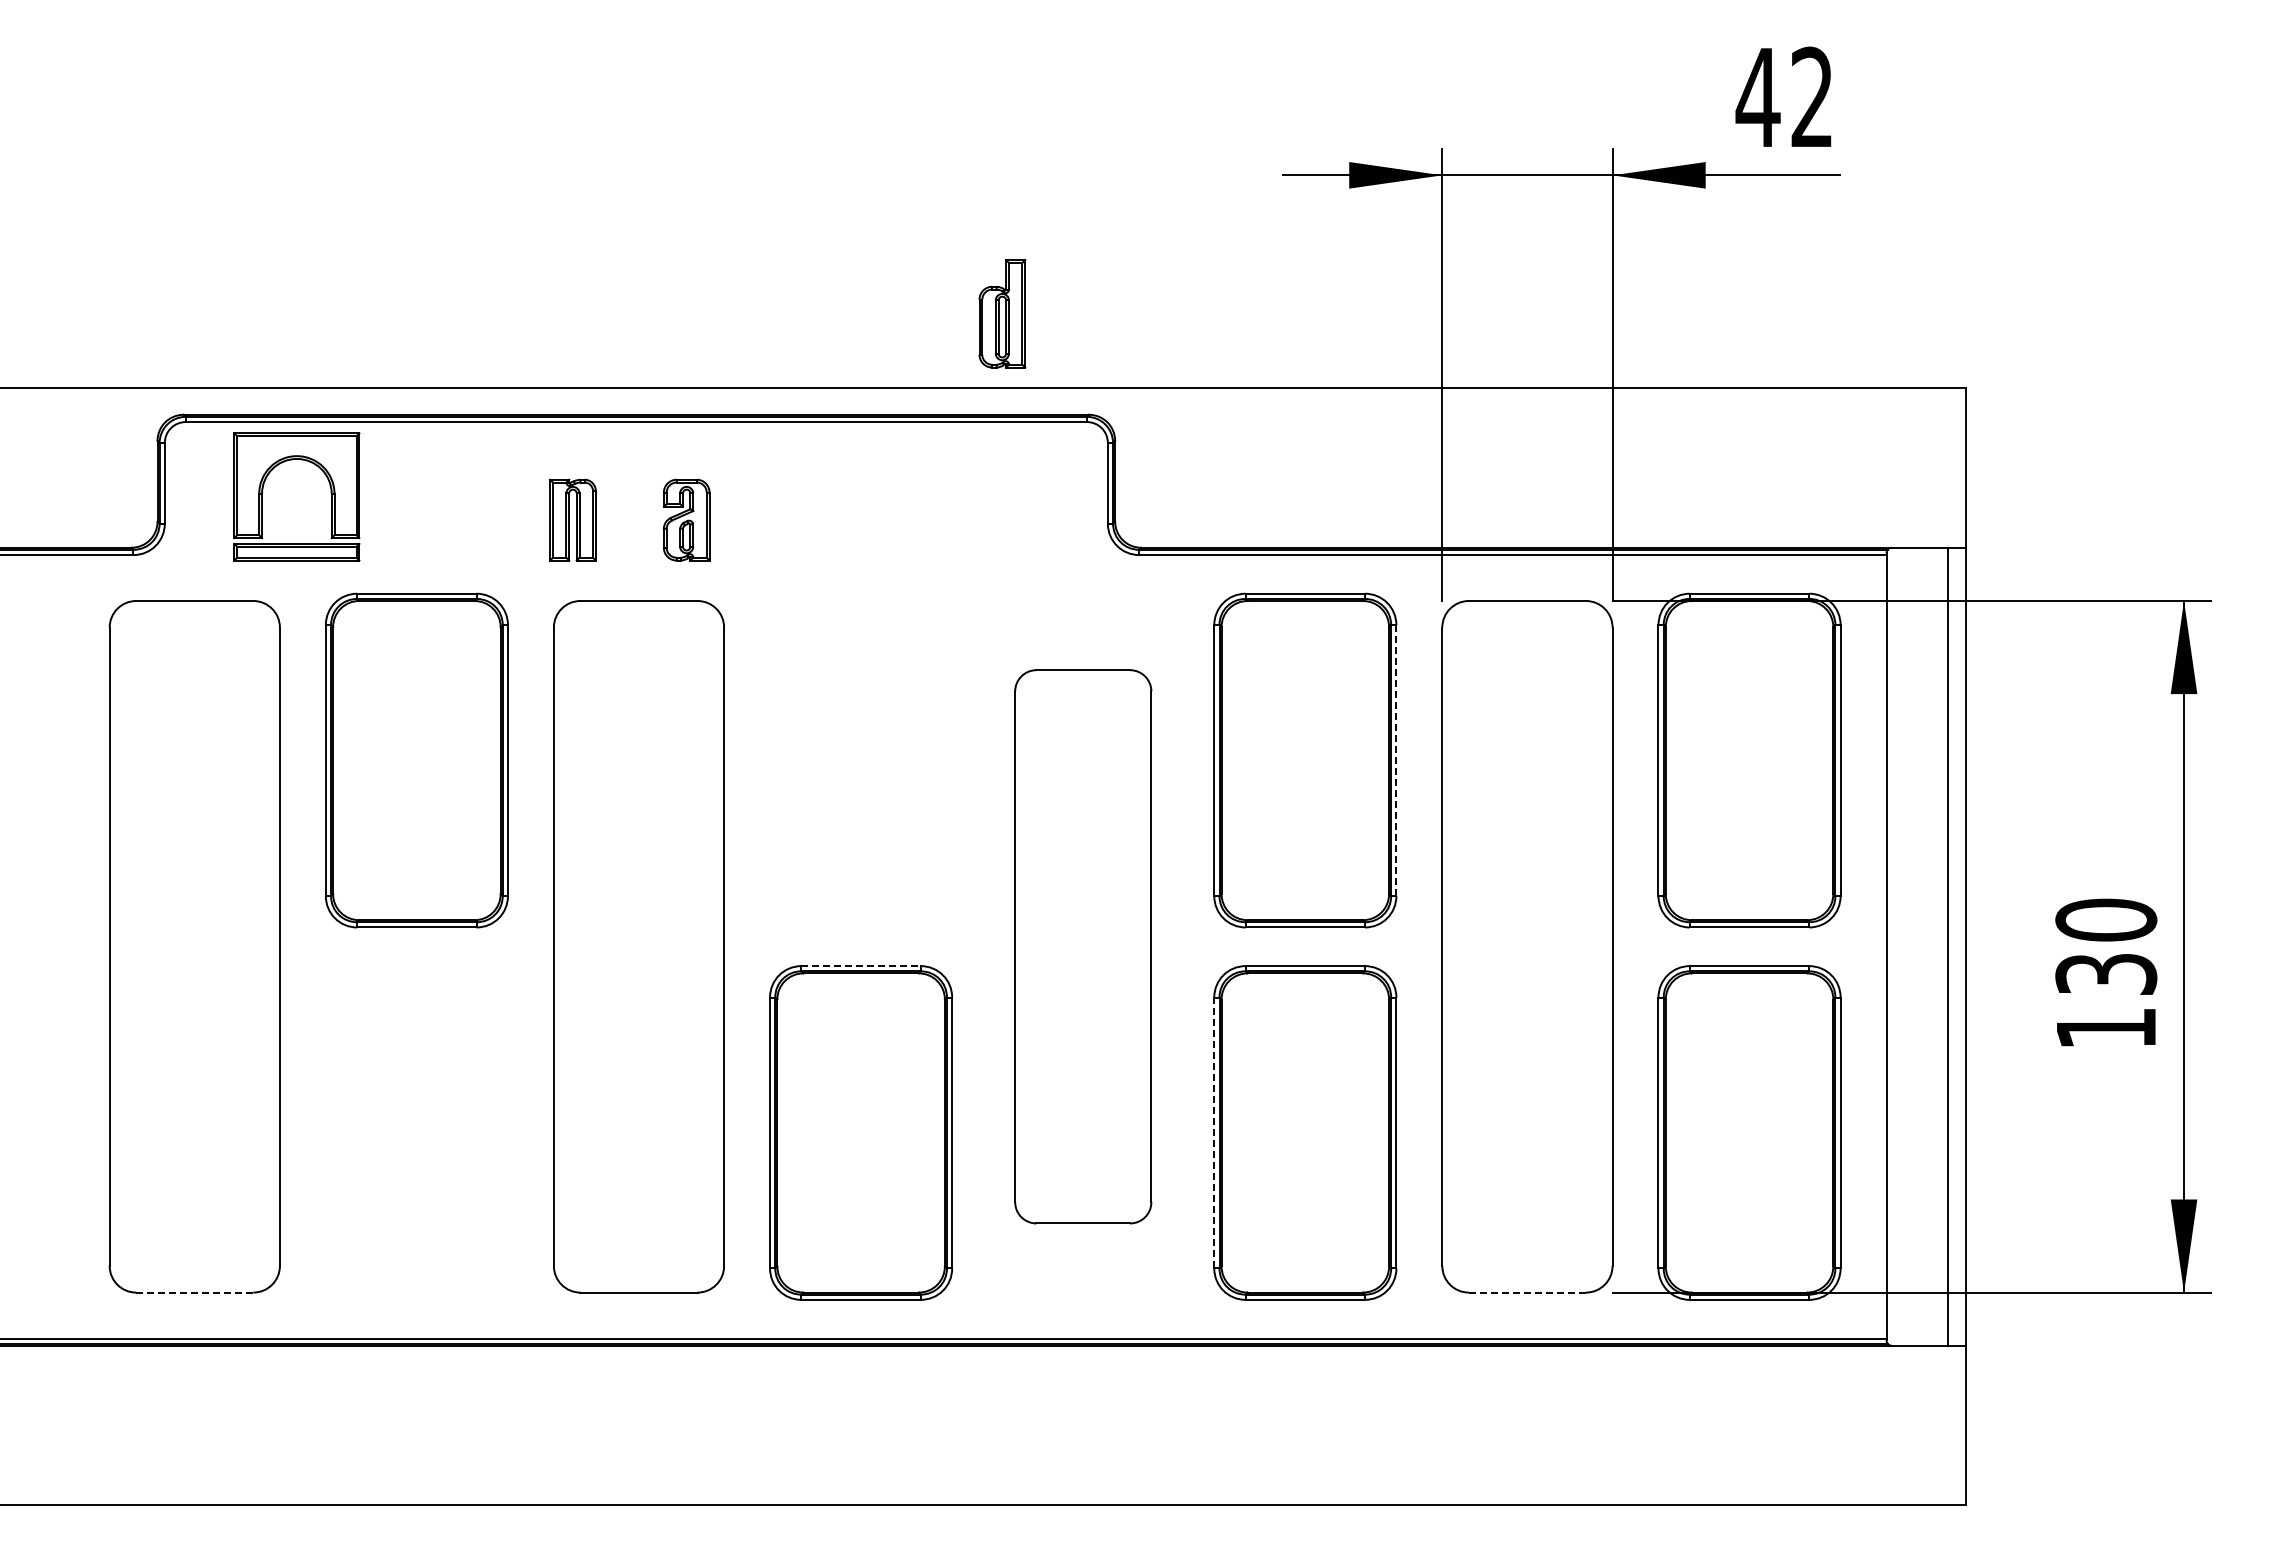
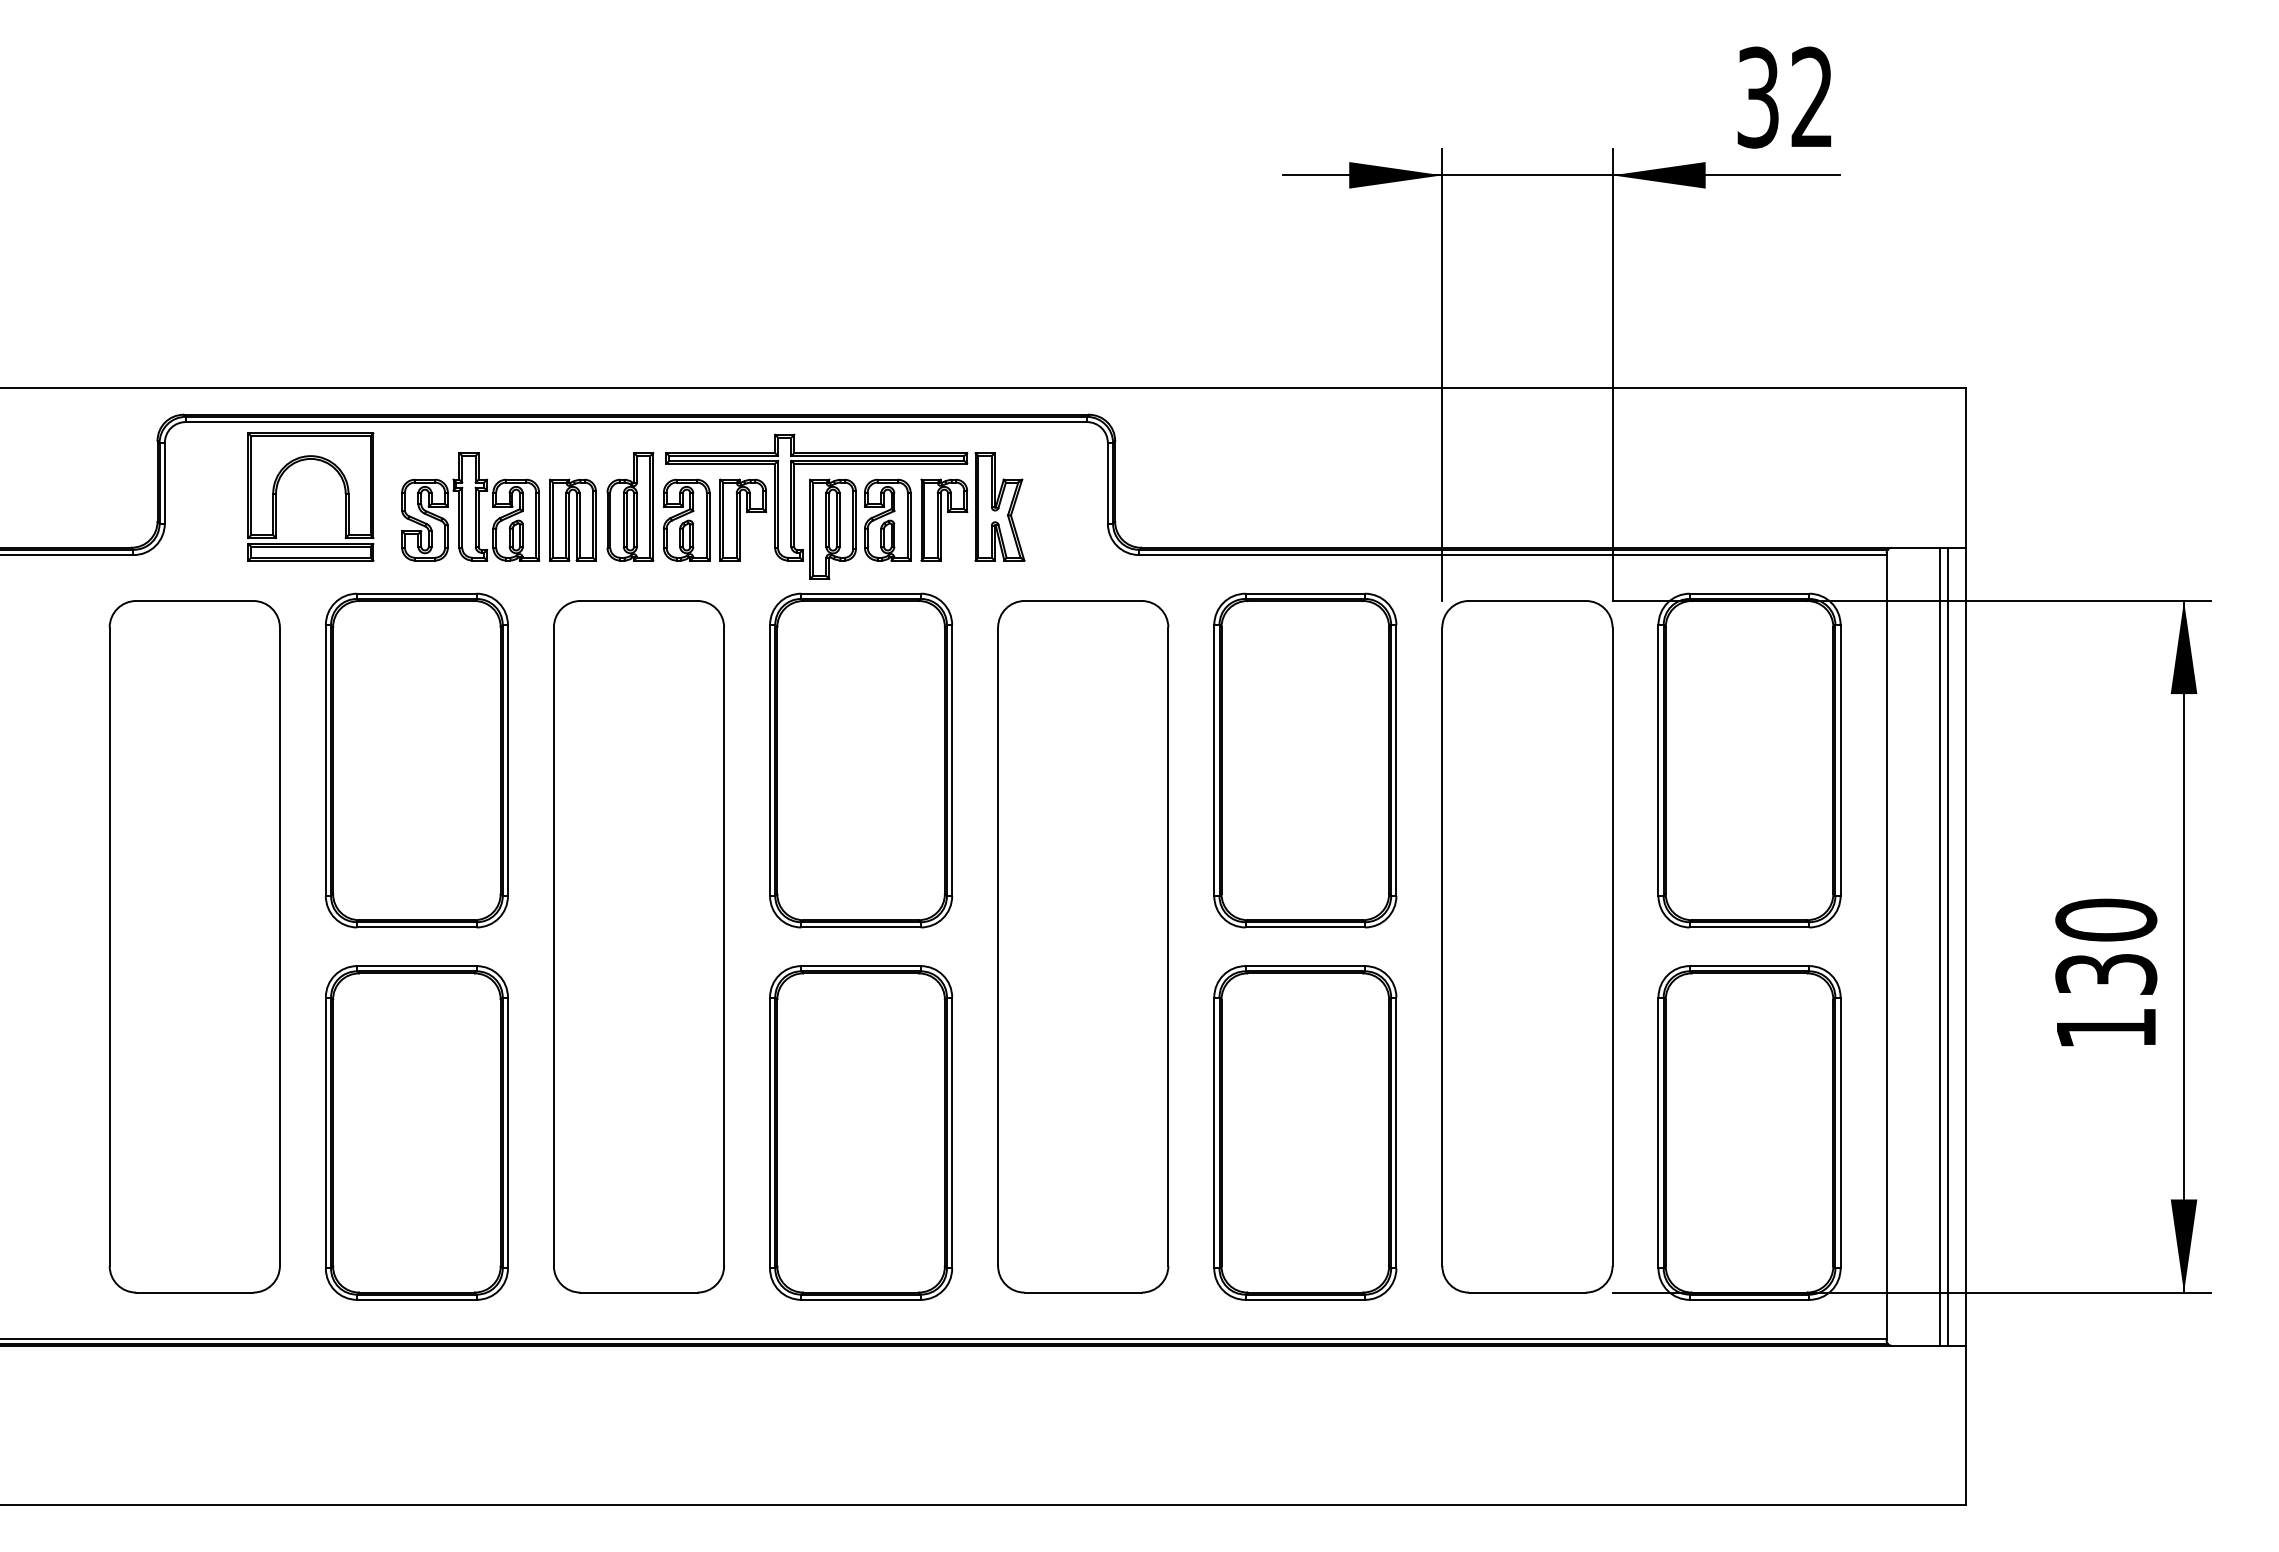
text: 42 -> 32 (1757, 97)
part position: (1002, 313) -> (630, 506) (630, 506)
part position: (263, 490) -> (277, 490) (277, 490)
part: none -> present (470, 506)
part: none -> present (845, 506)
part: none -> present (861, 760)
line: dashed -> solid (1396, 761)
part size: 139x556 px -> 173x694 px (1083, 946)
line: none -> present (1939, 946)
line: dashed -> solid (861, 966)
part: none -> present (416, 1132)
line: dashed -> solid (1214, 1132)
line: dashed -> solid (194, 1292)
line: dashed -> solid (1527, 1292)
